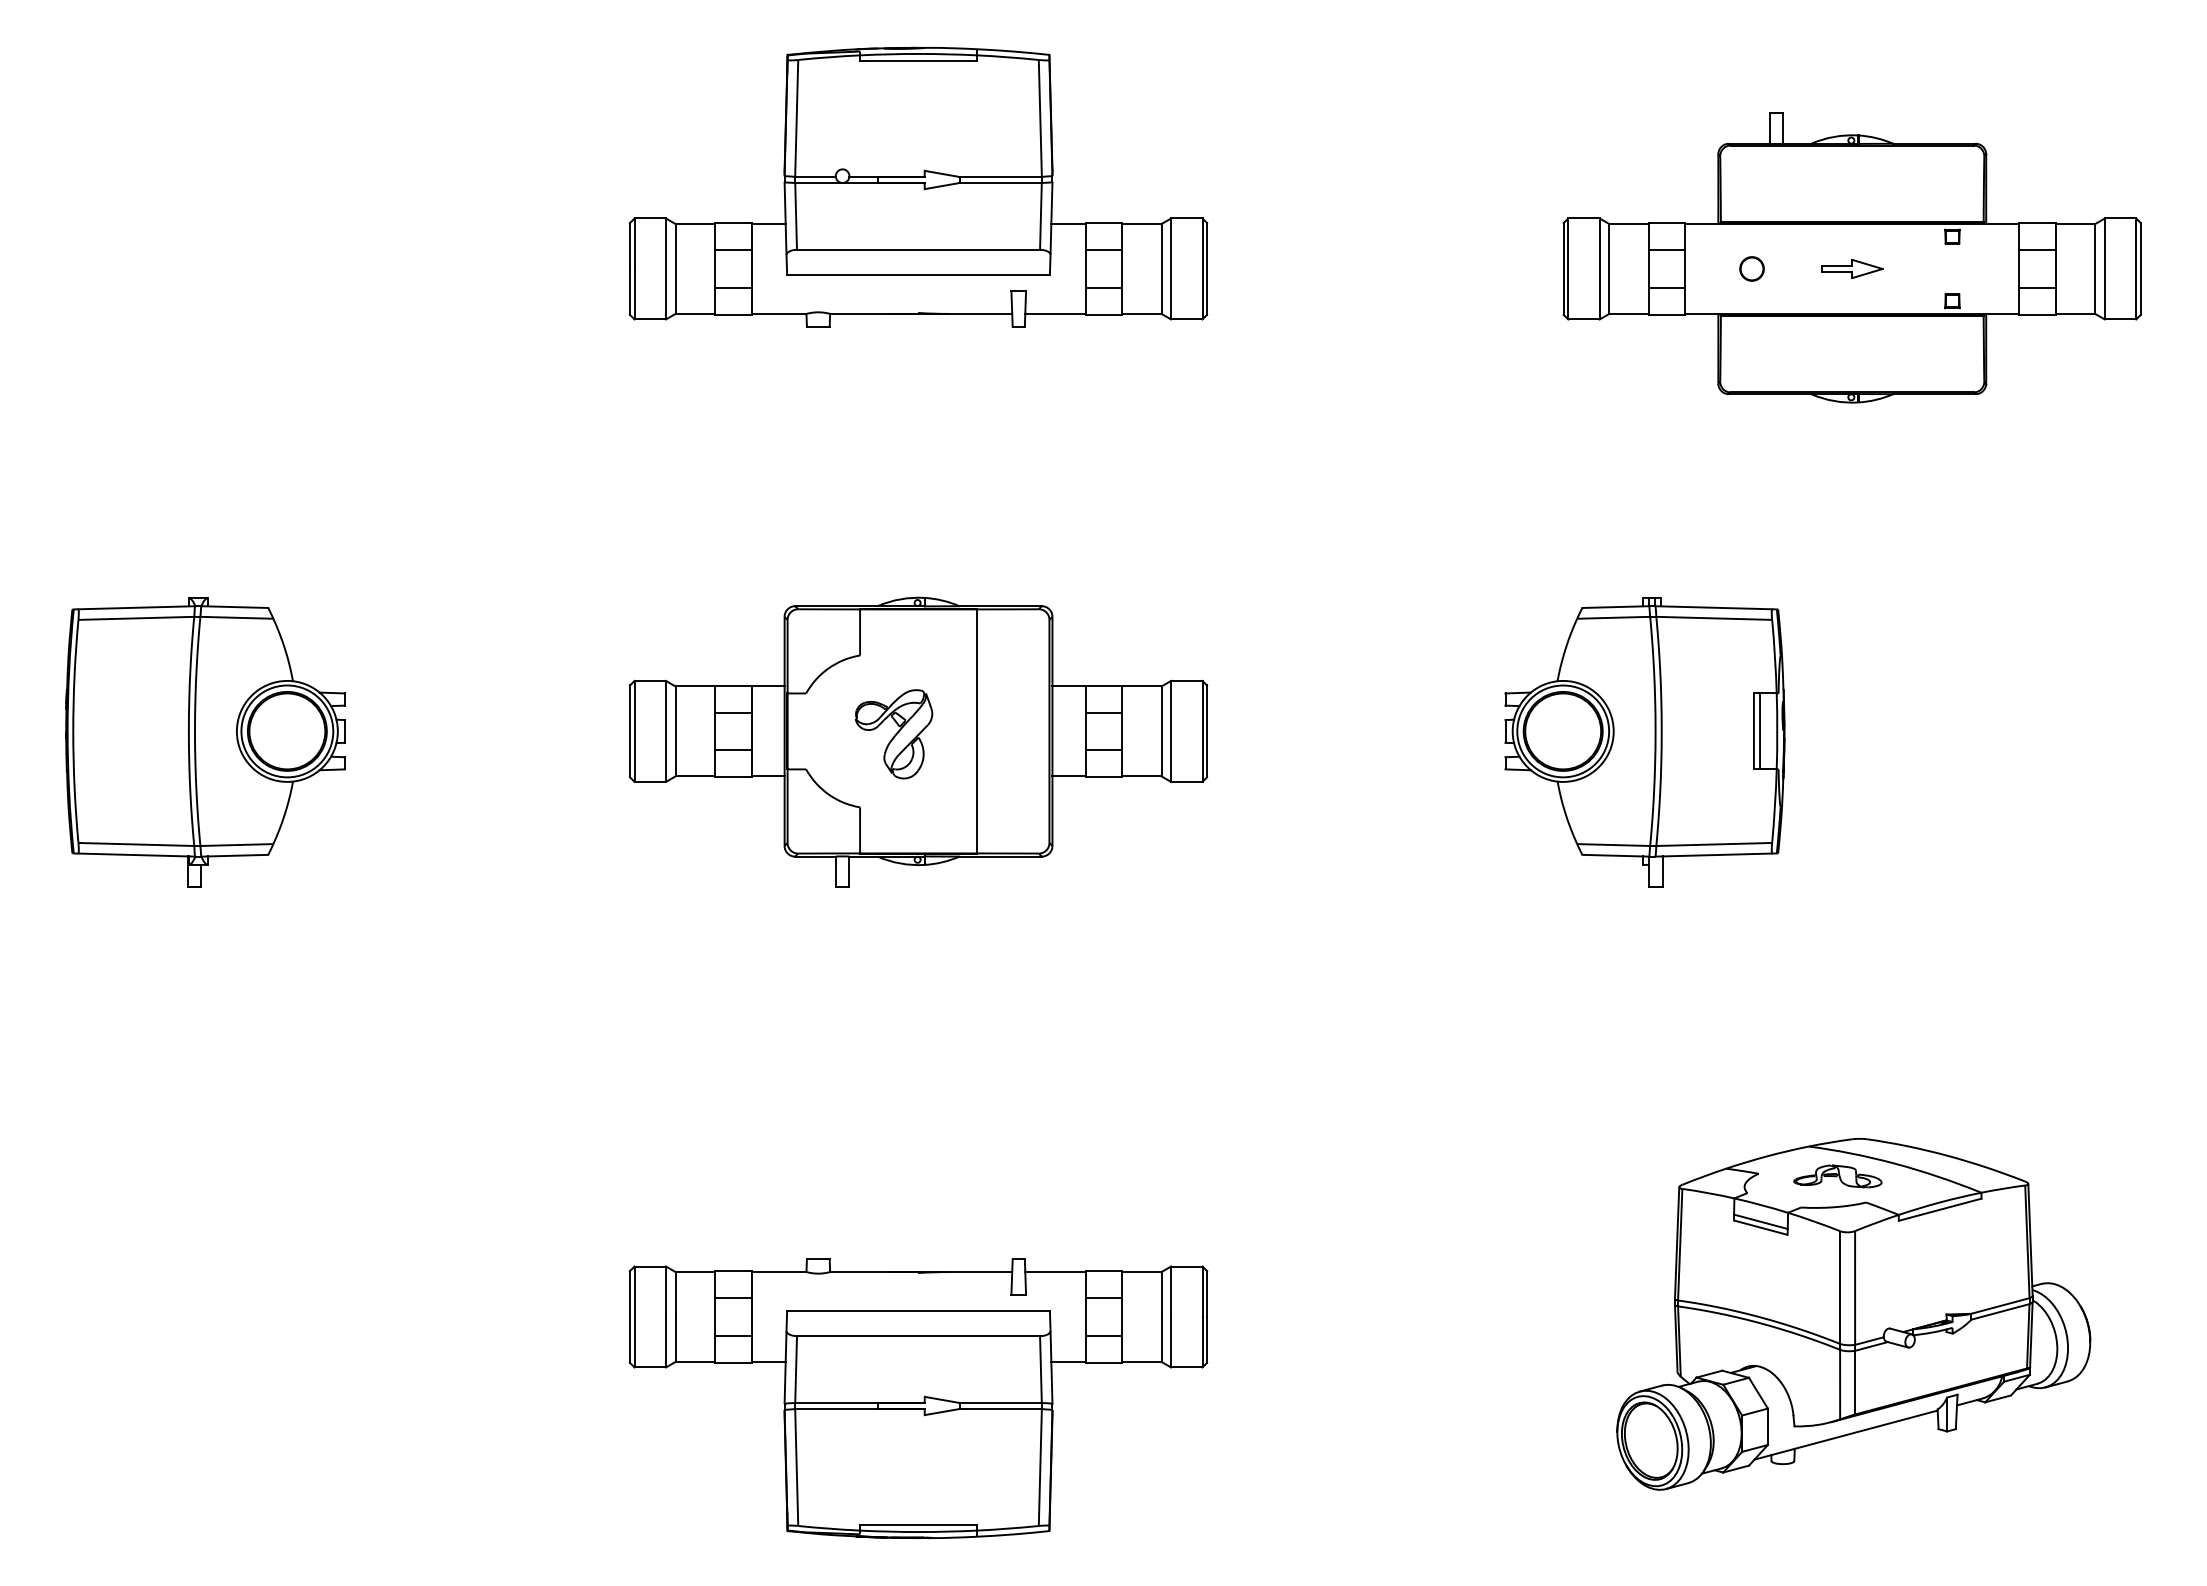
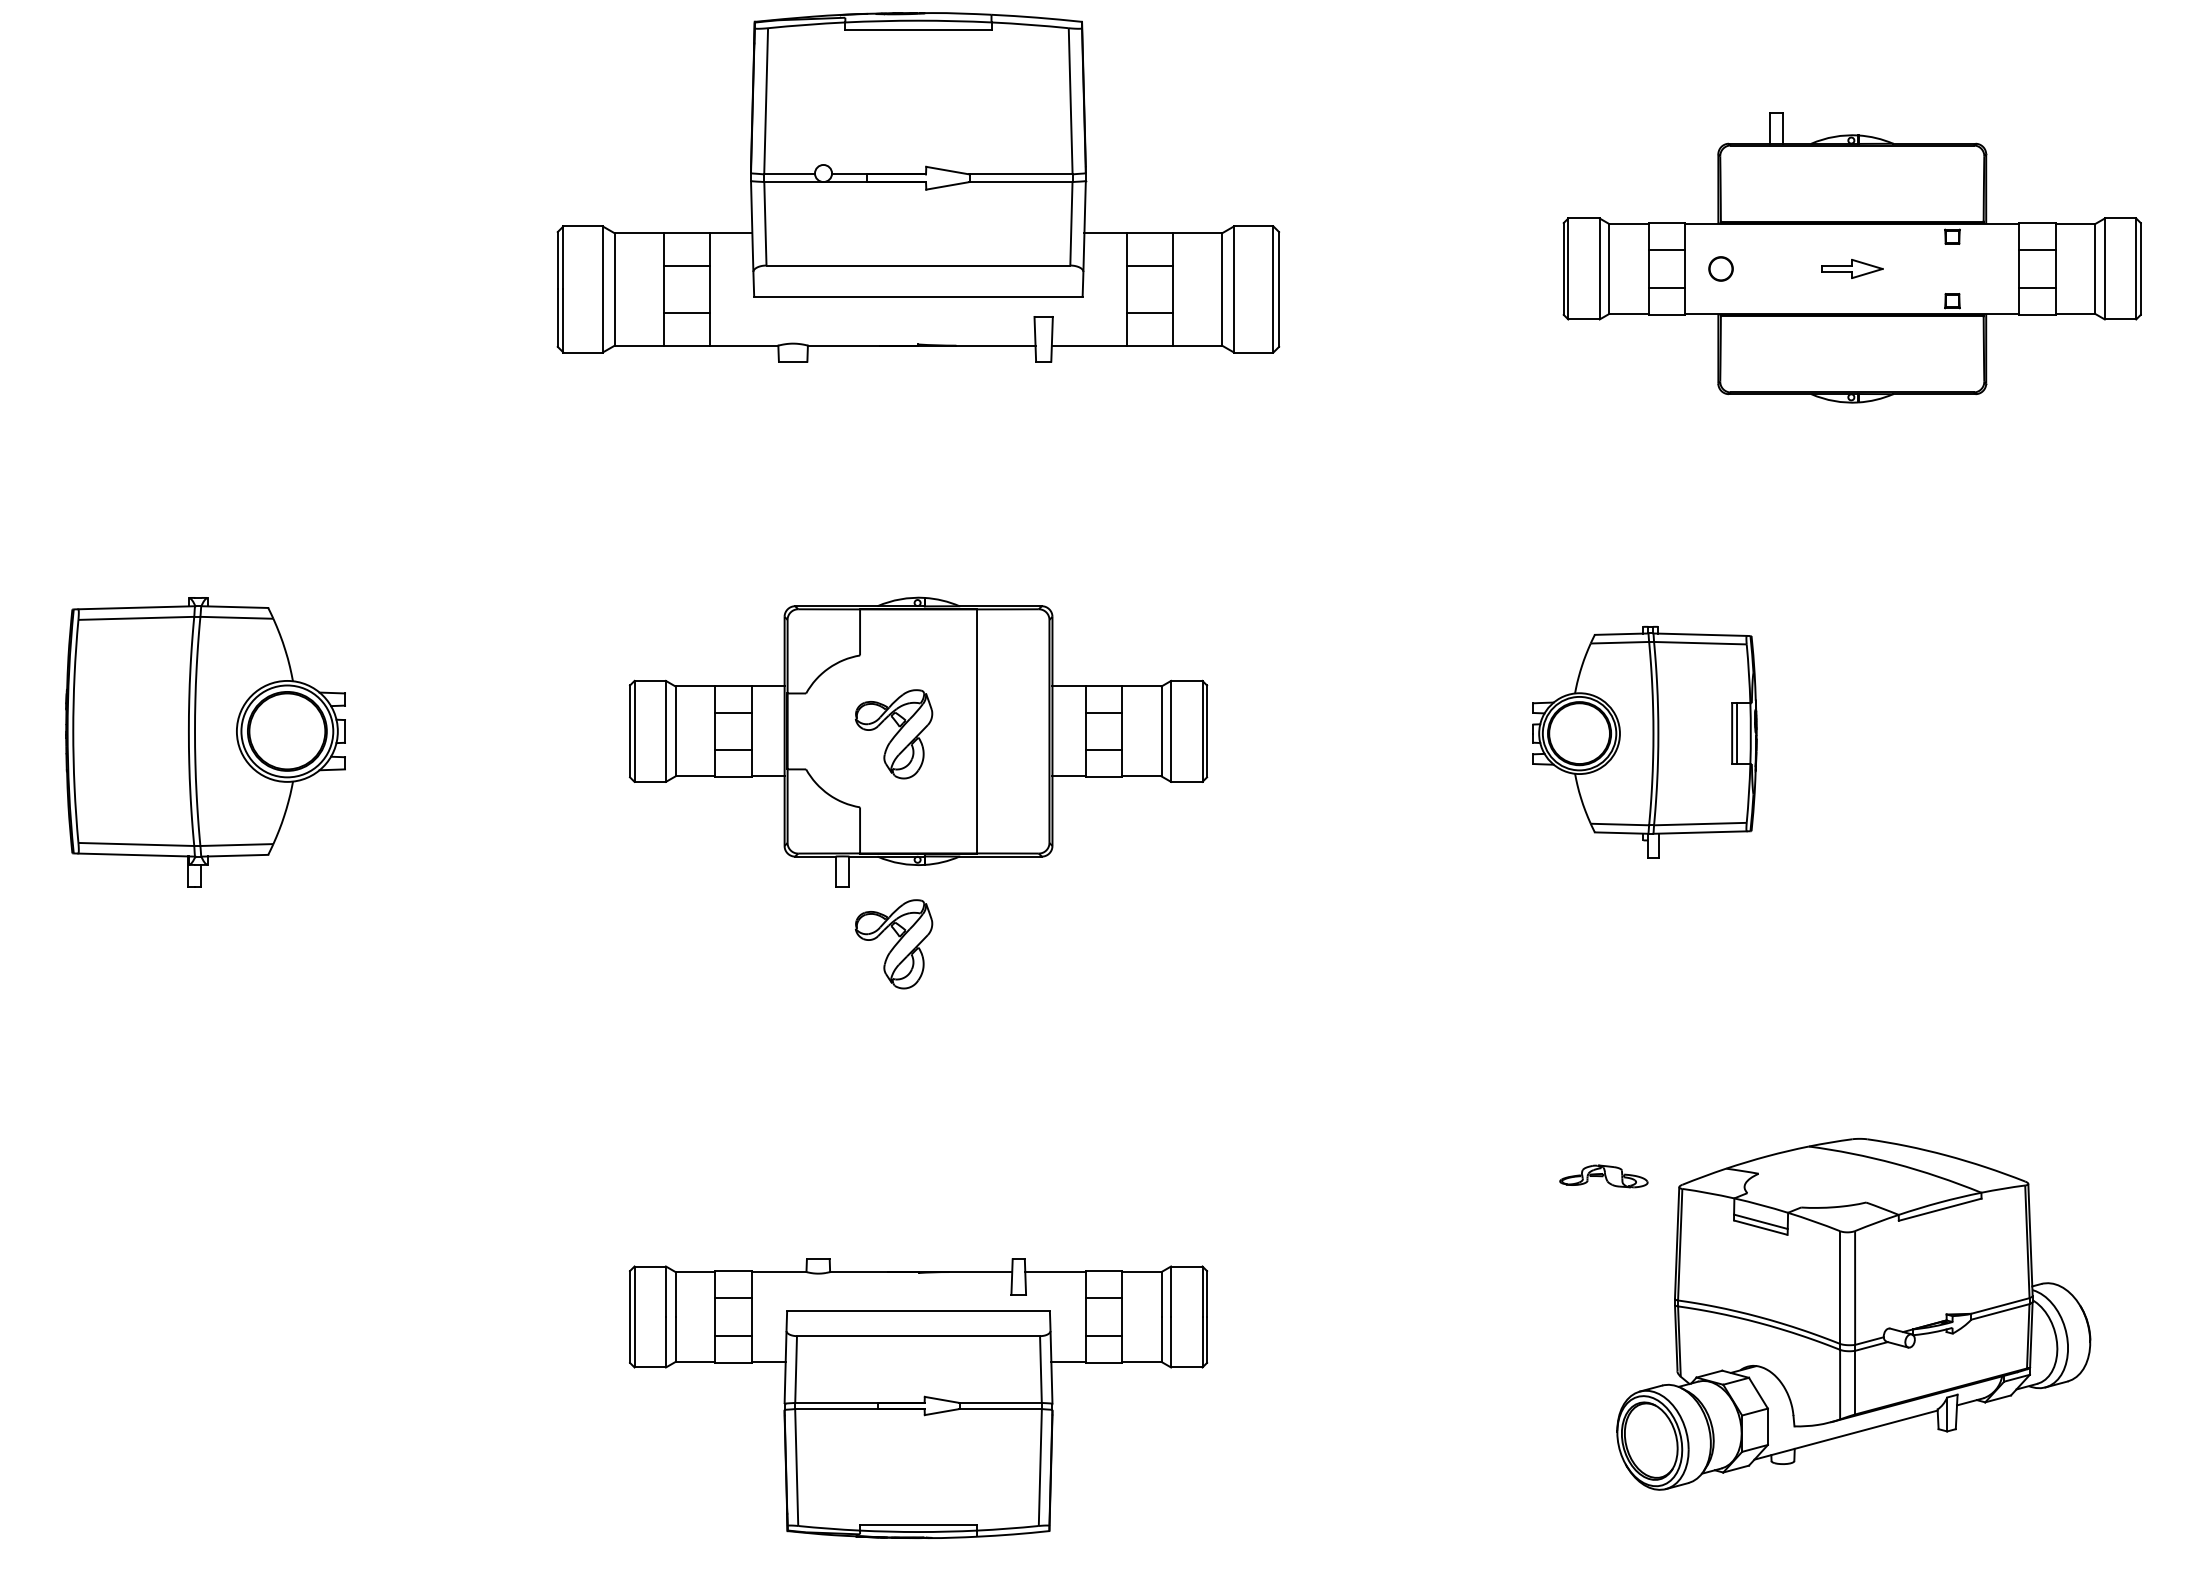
part size: 580x282 px -> 725x351 px (918, 187)
part position: (1751, 268) -> (1720, 268) (1720, 268)
part size: 282x291 px -> 226x233 px (1644, 742)
part: none -> present (894, 944)
part position: (1837, 1176) -> (1603, 1176) (1603, 1176)
